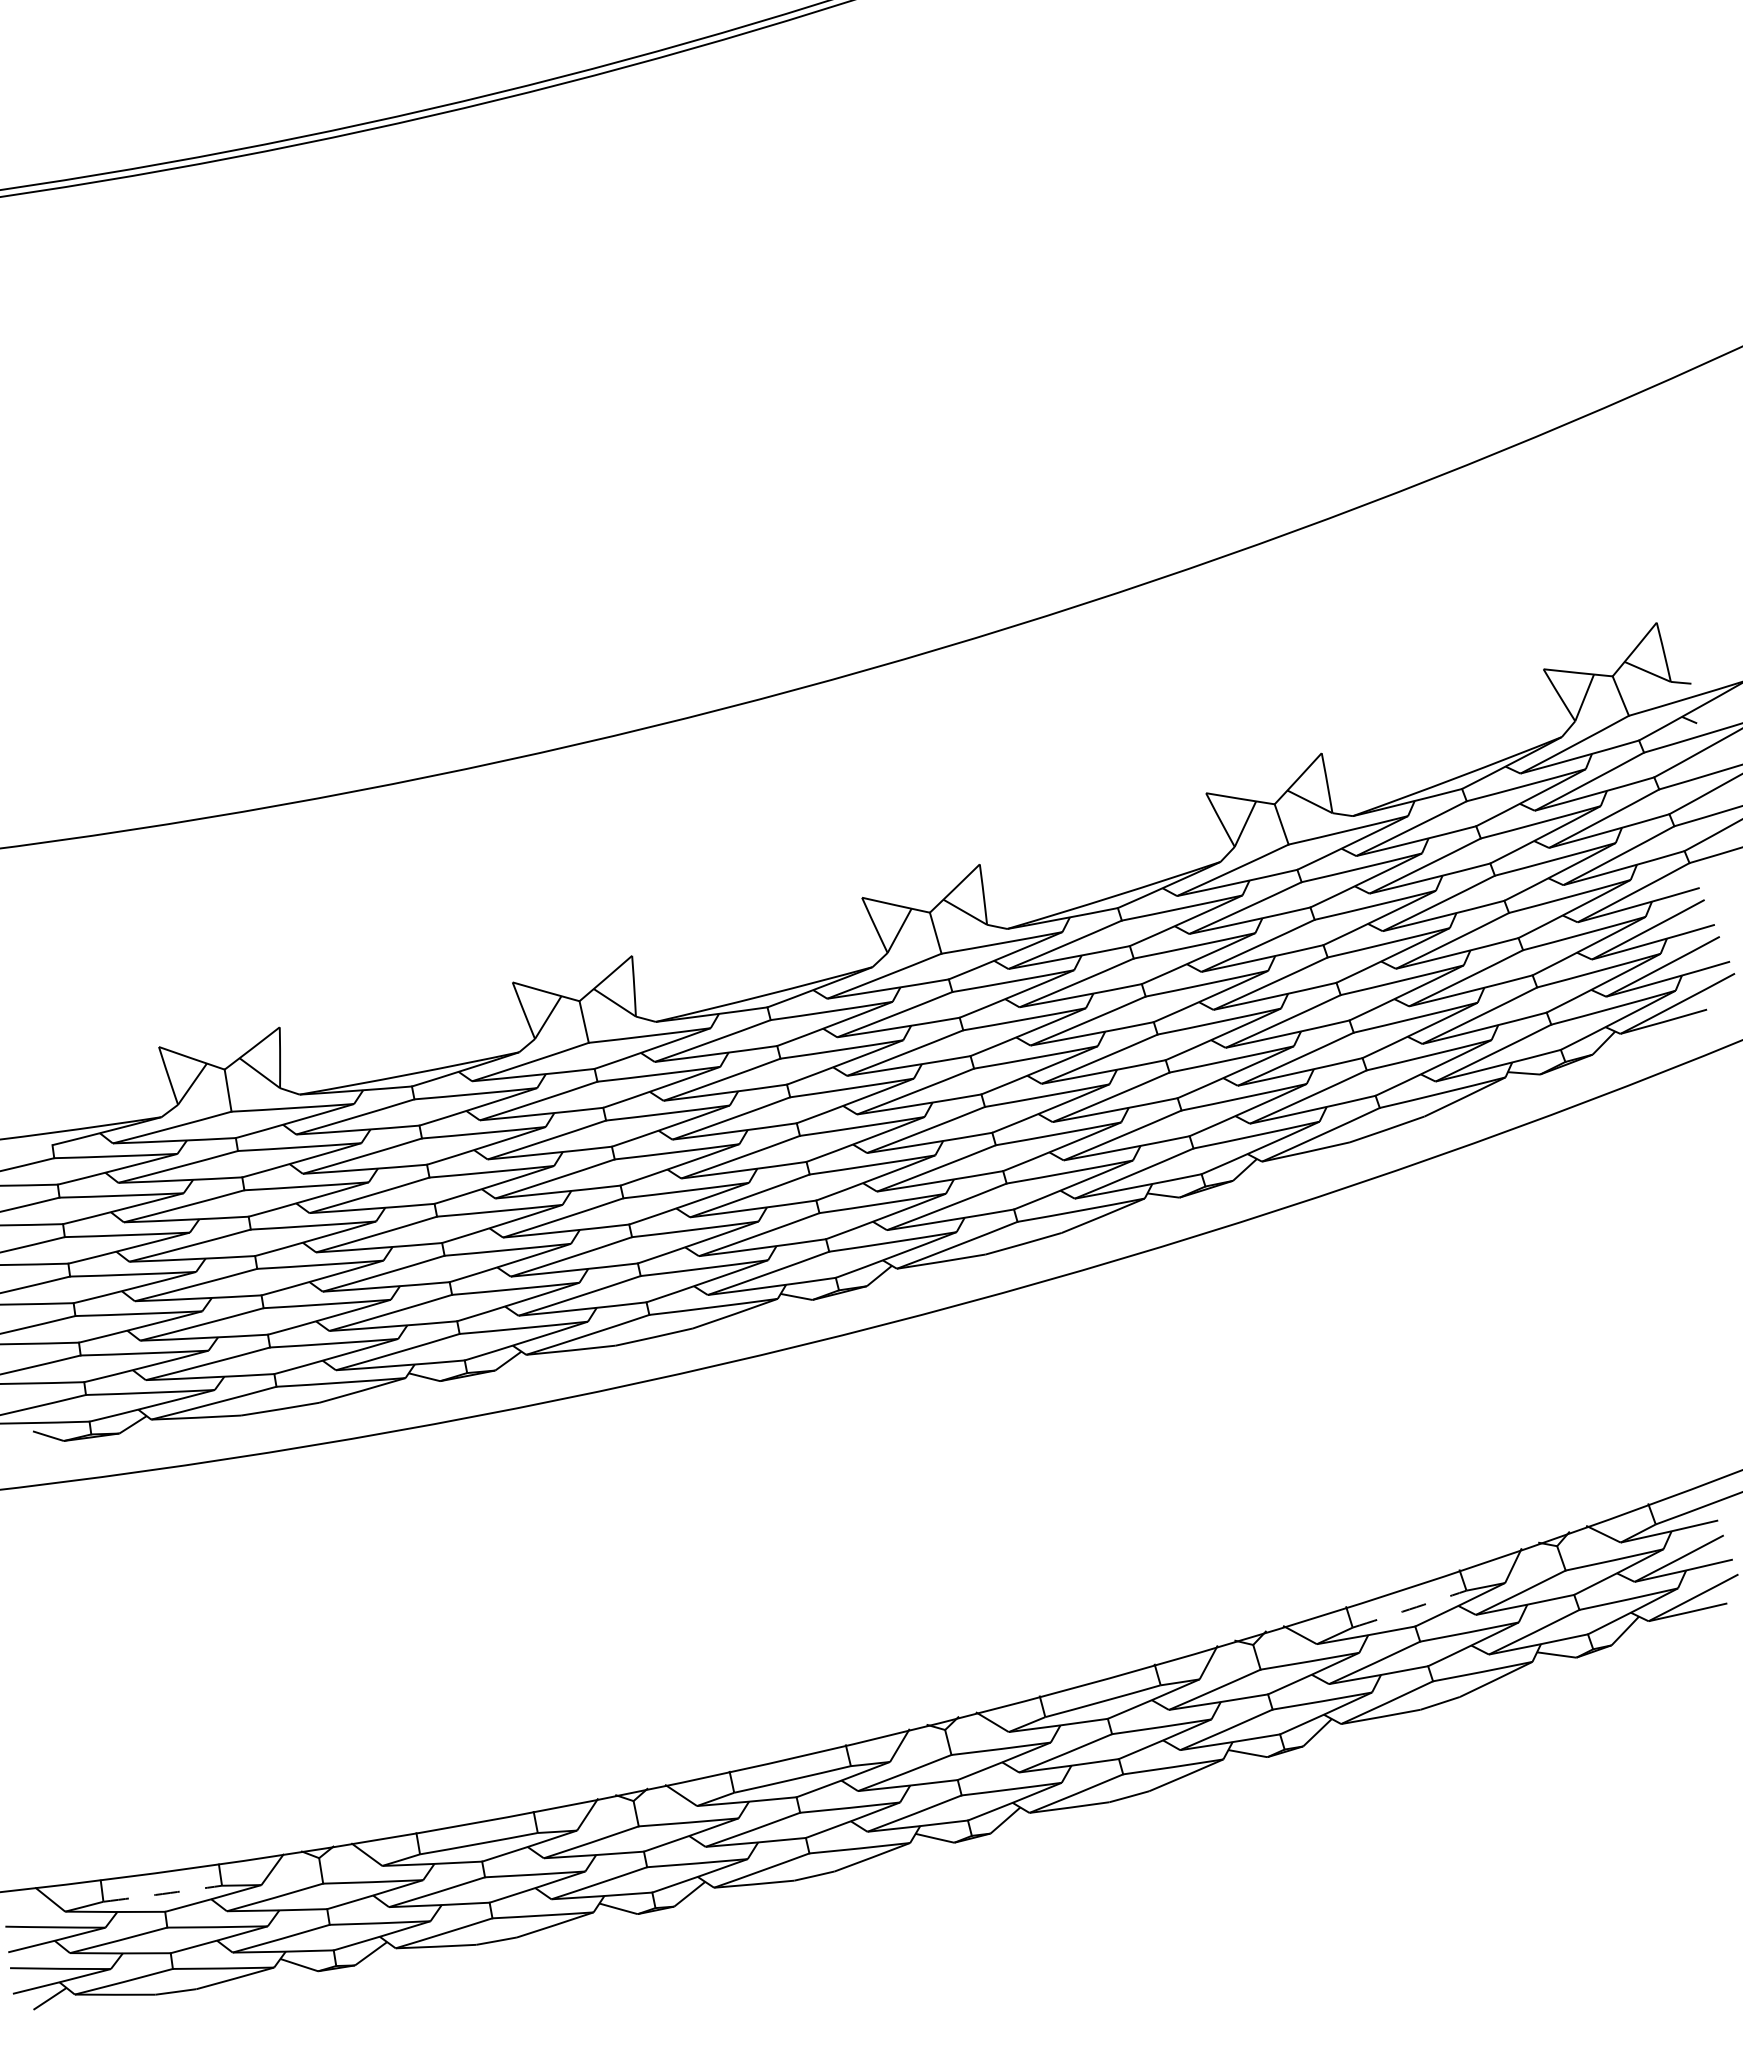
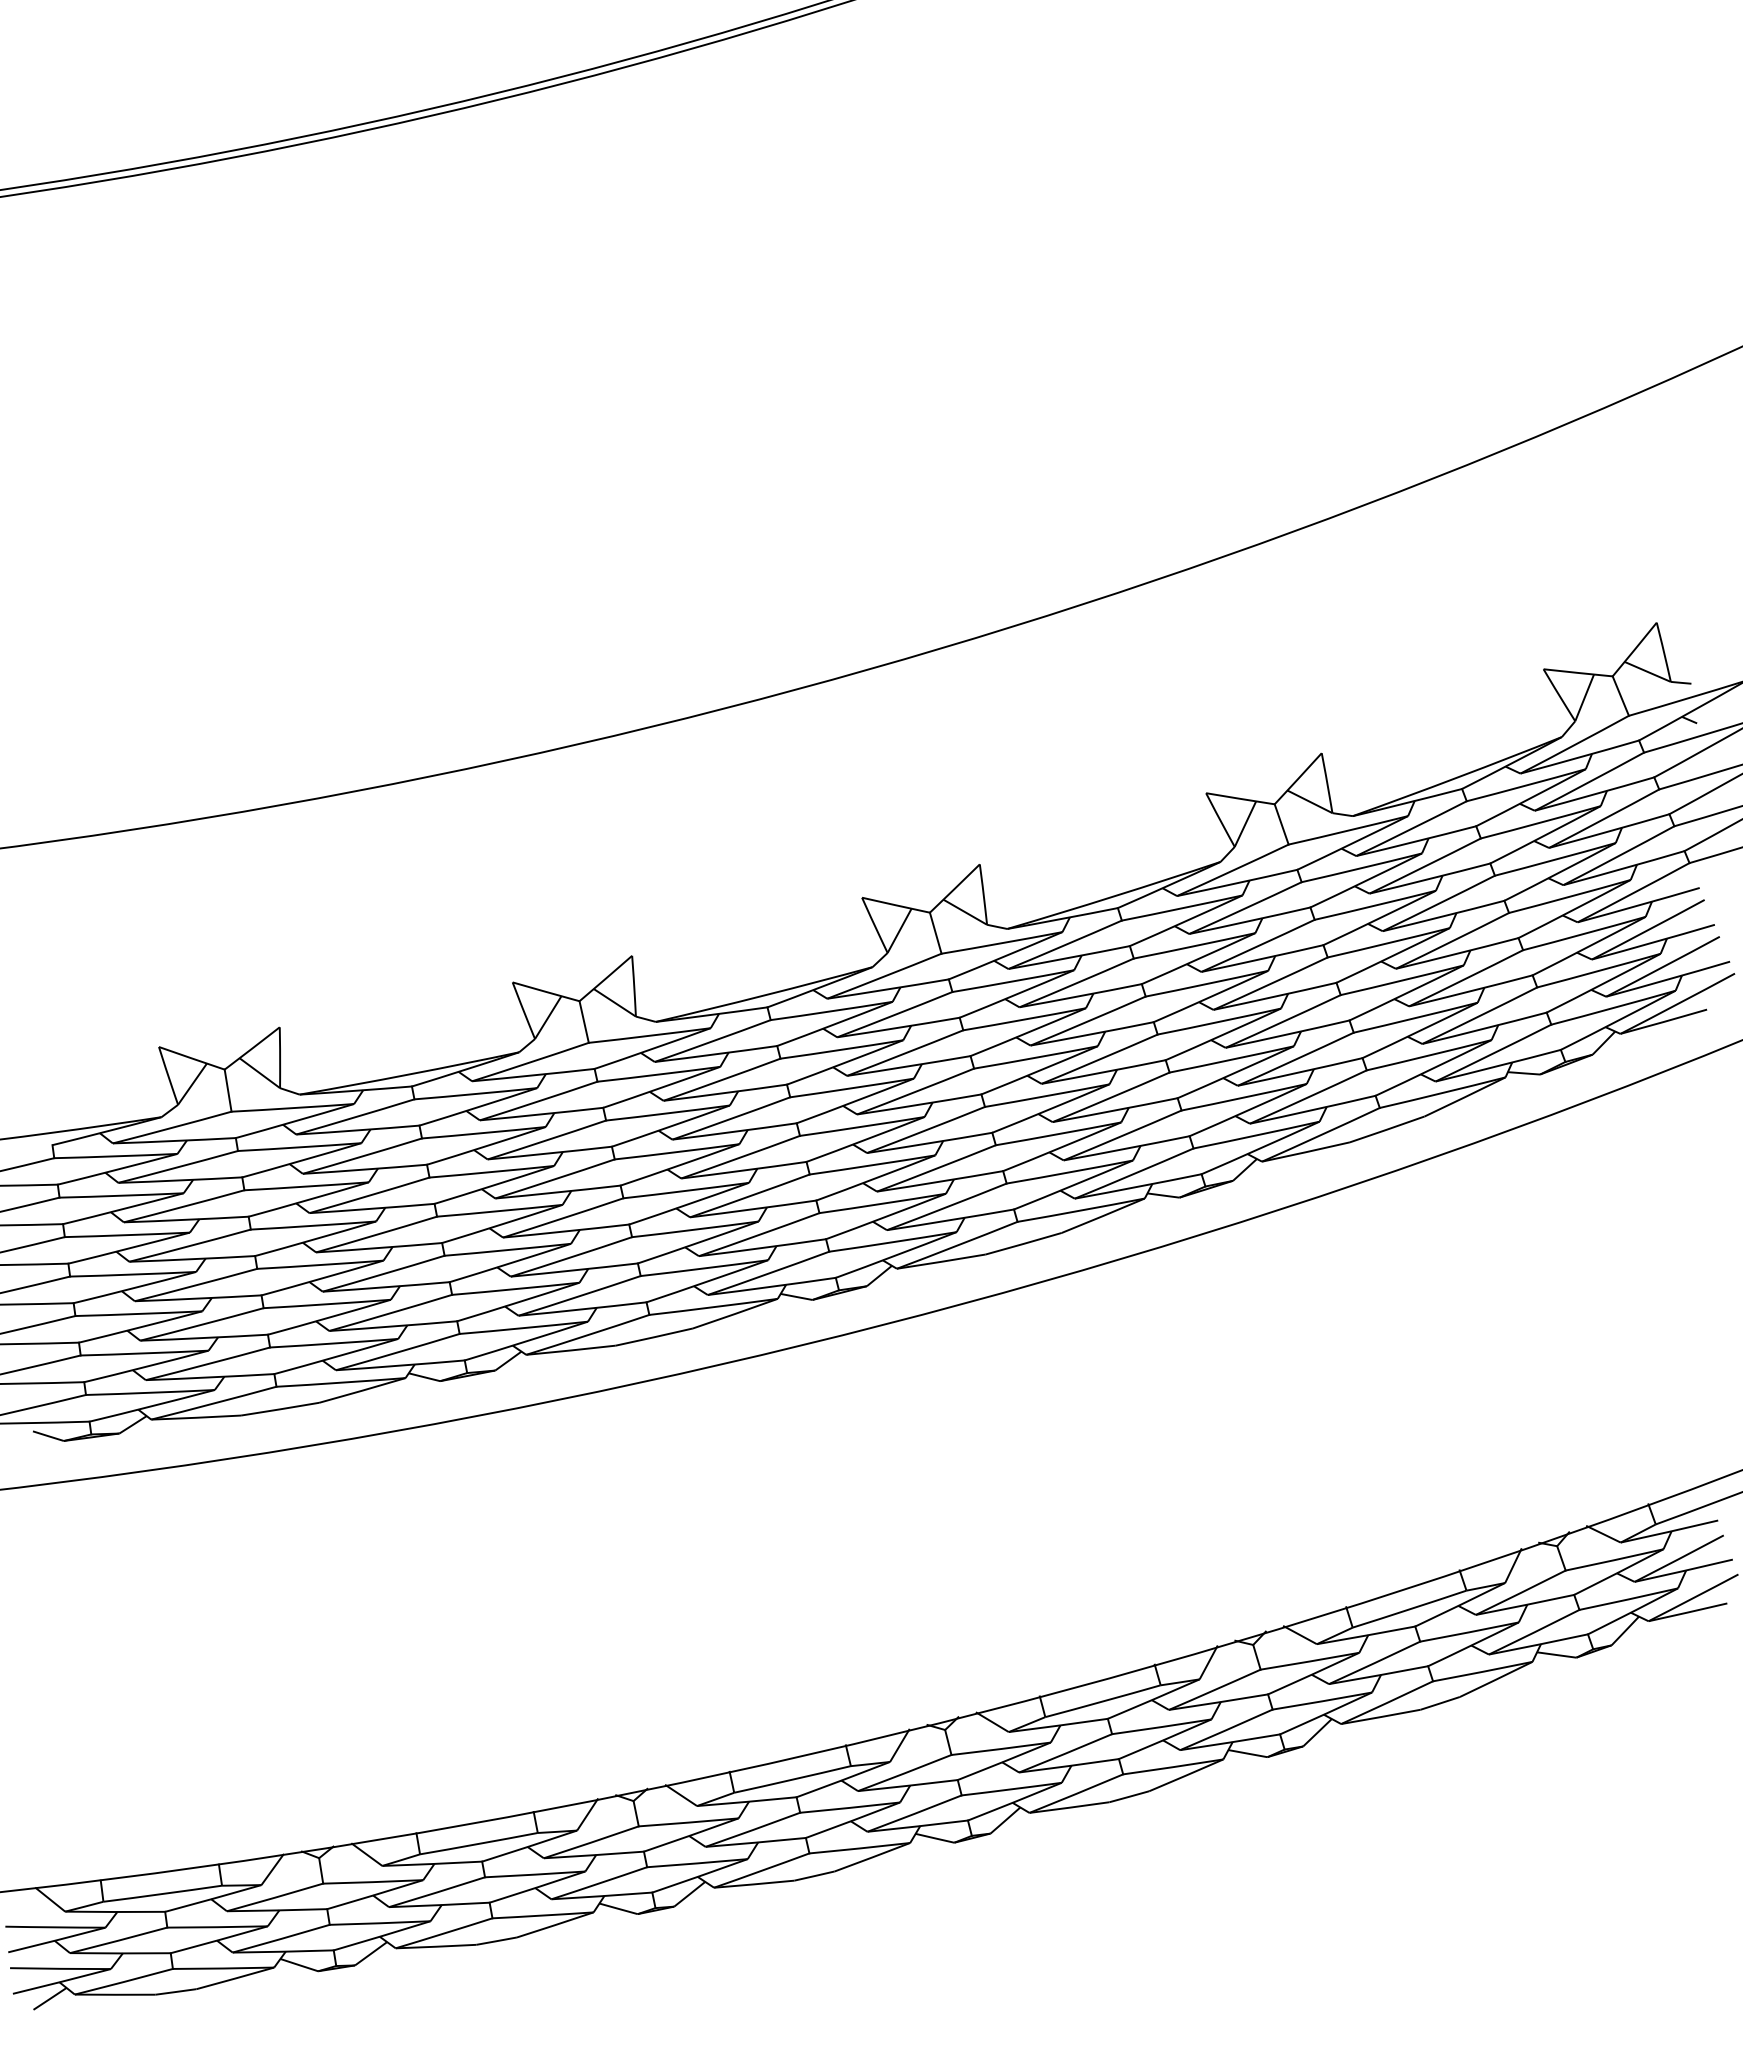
arc: dashed -> solid (1409, 1609)
arc: dashed -> solid (162, 1893)
